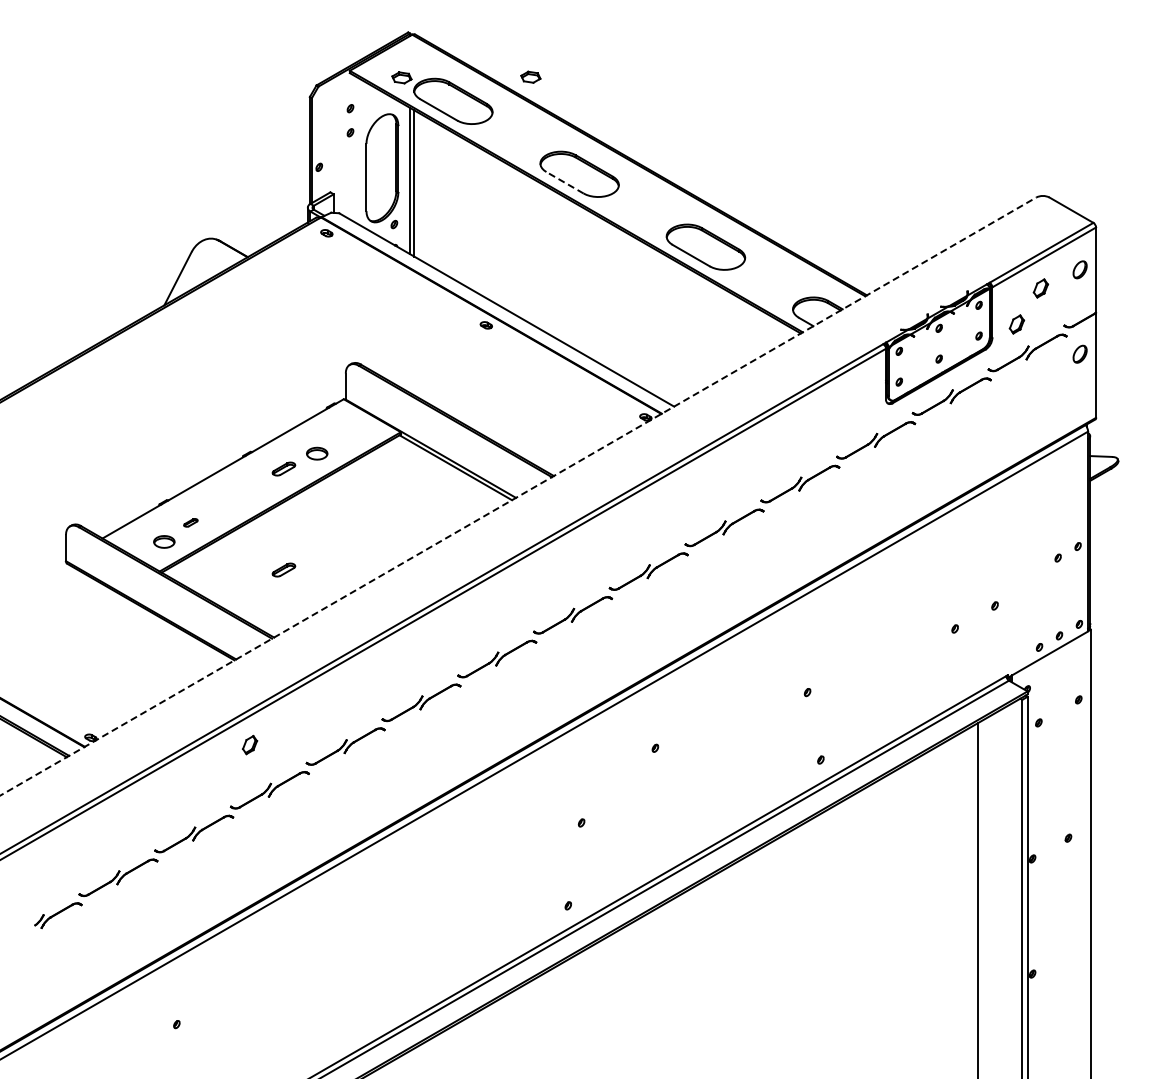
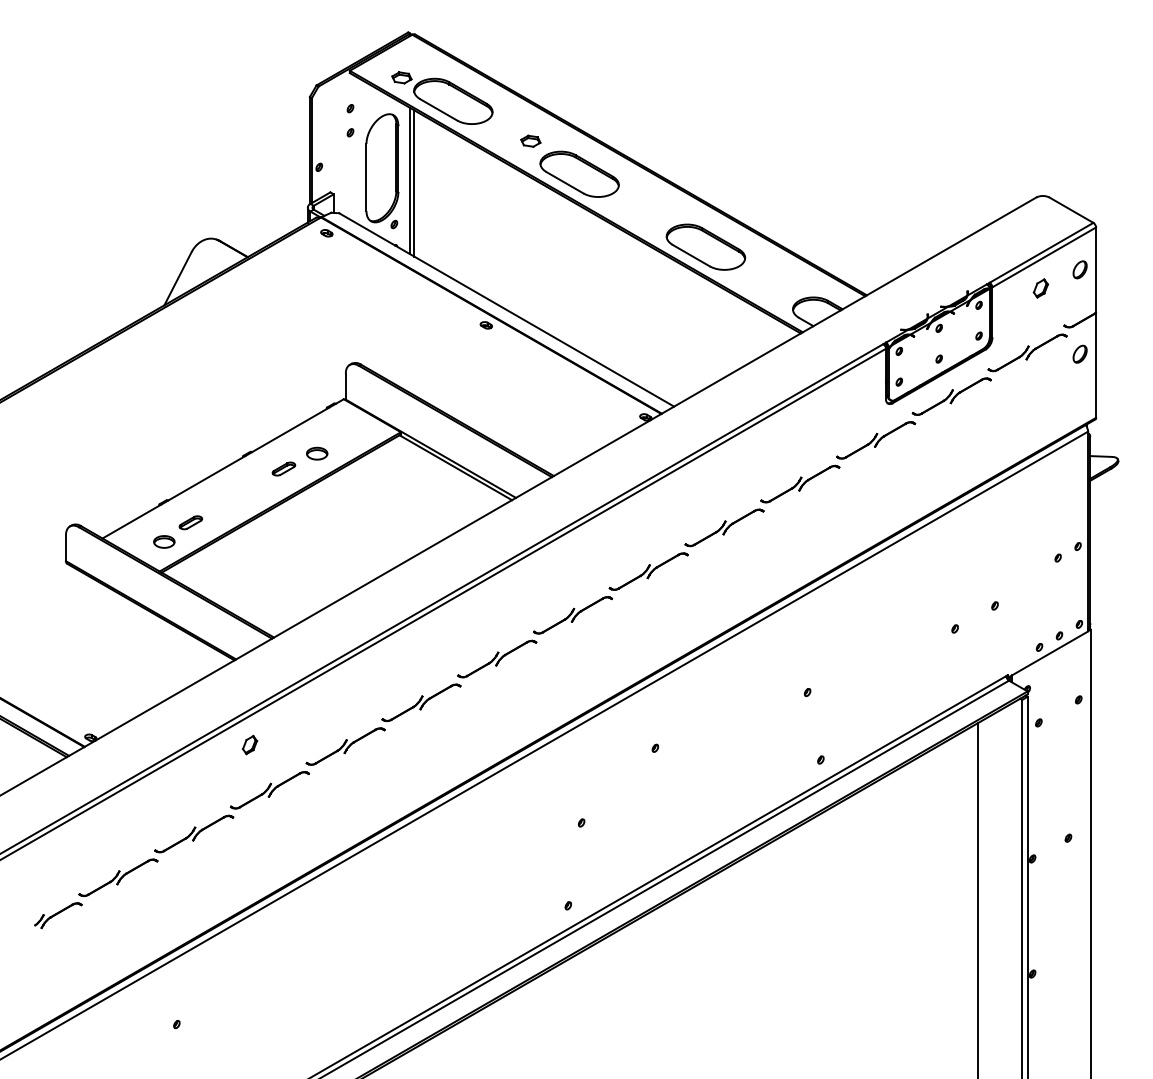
part position: (530, 76) -> (530, 140) (530, 140)
line: dashed -> solid (564, 182)
part: present -> none (1016, 324)
line: dashed -> solid (518, 496)
part size: 16x10 px -> 26x16 px (190, 522)
part: present -> none (283, 569)
